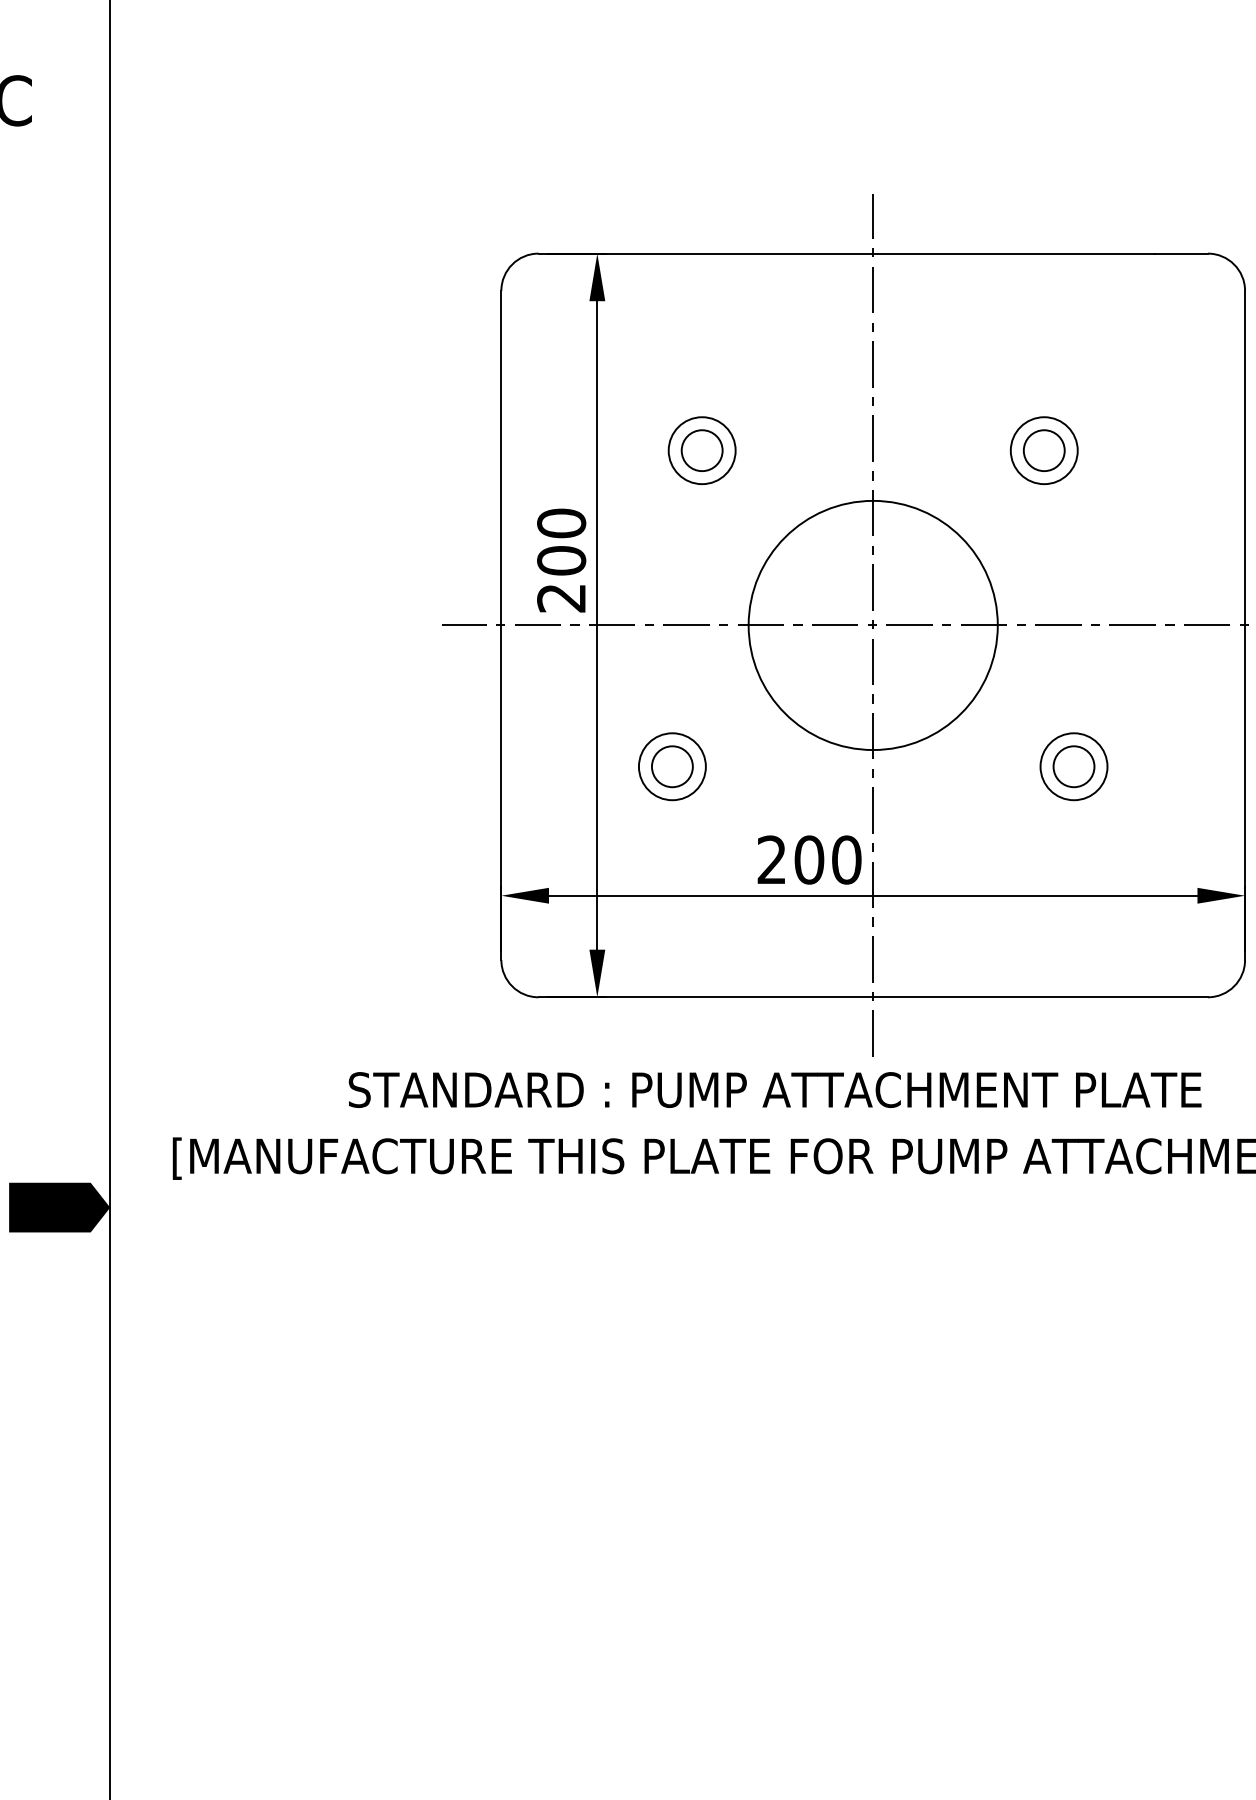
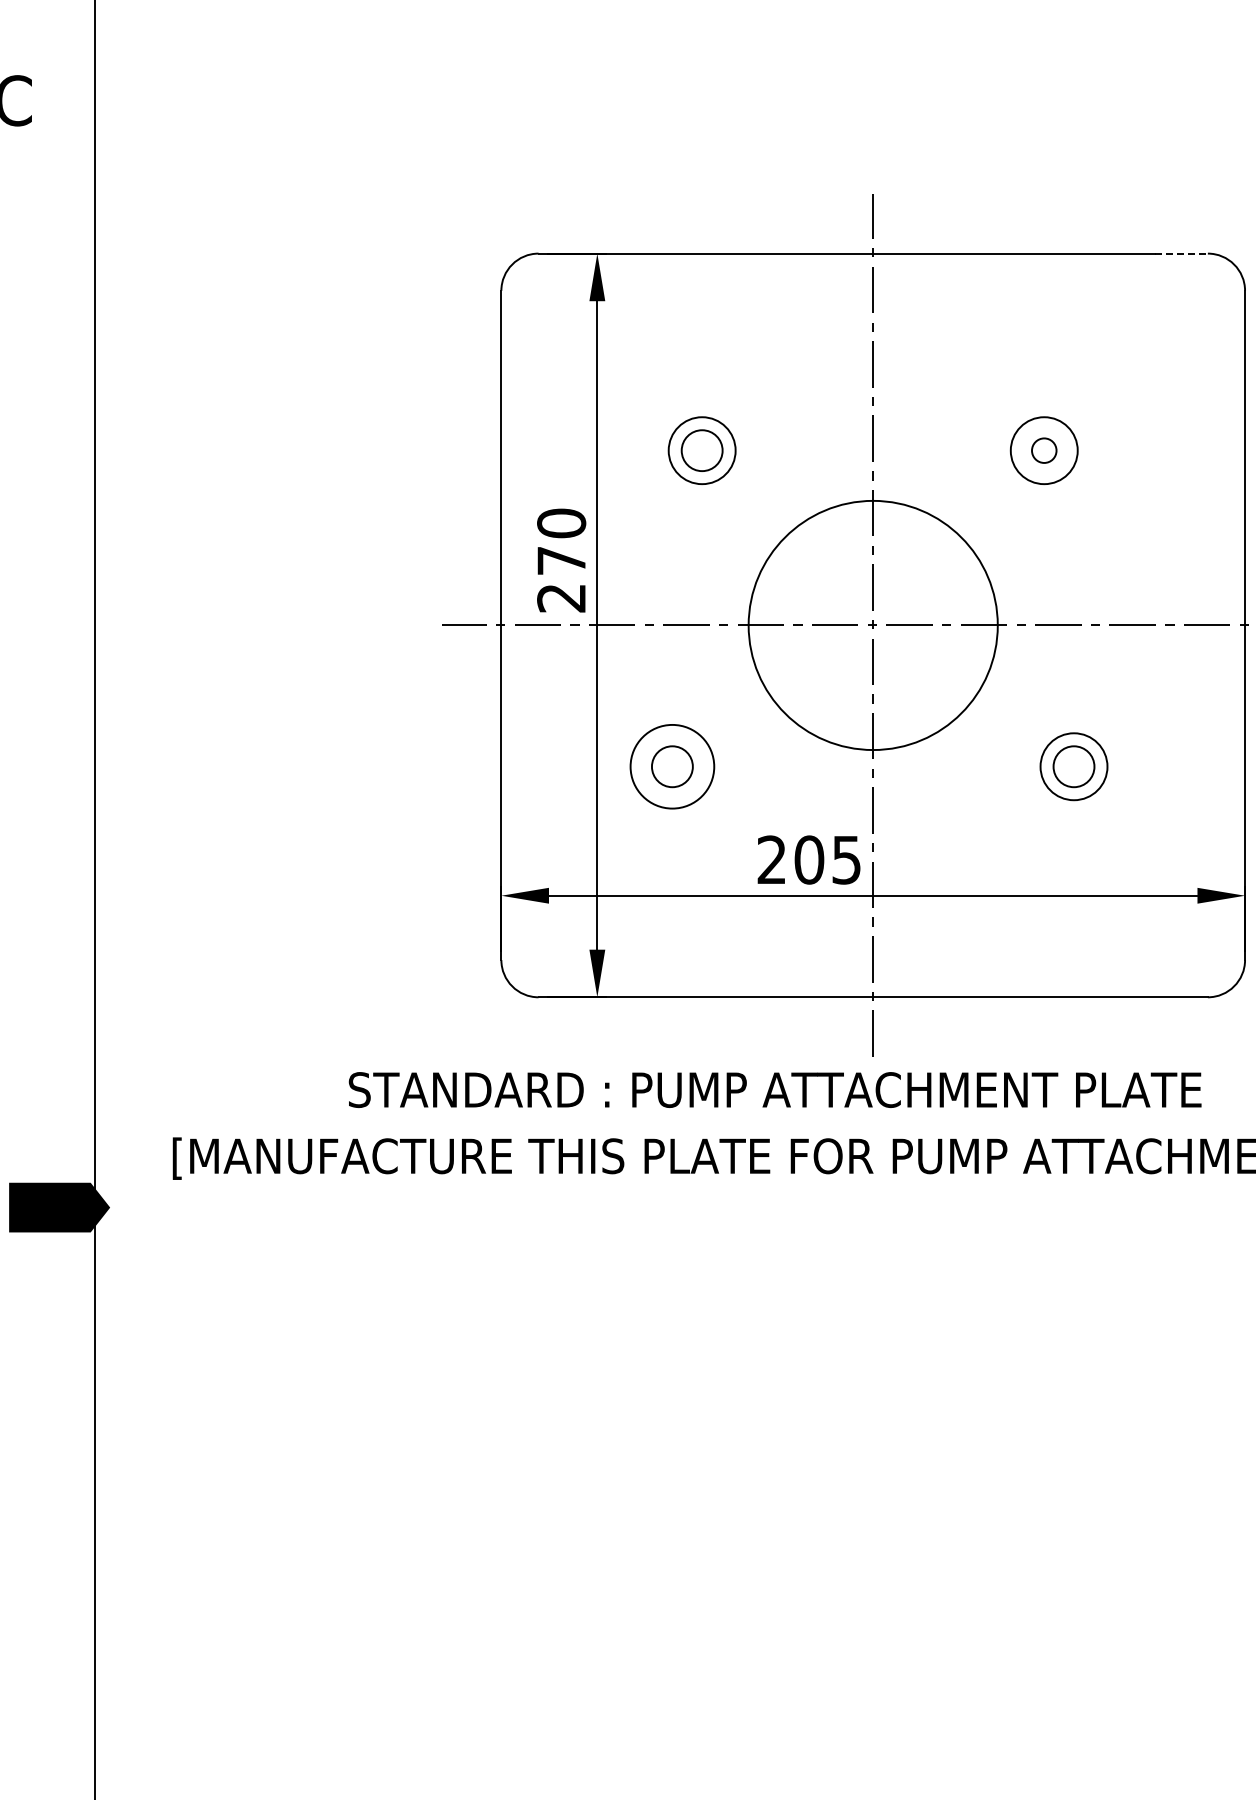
line: solid -> dashed (1182, 253)
circle diameter: 41 px -> 25 px (1044, 450)
text: 200 -> 270 (561, 560)
circle diameter: 67 px -> 84 px (672, 766)
text: 200 -> 205 (846, 859)
line position: (110, 899) -> (95, 899) (95, 899)
